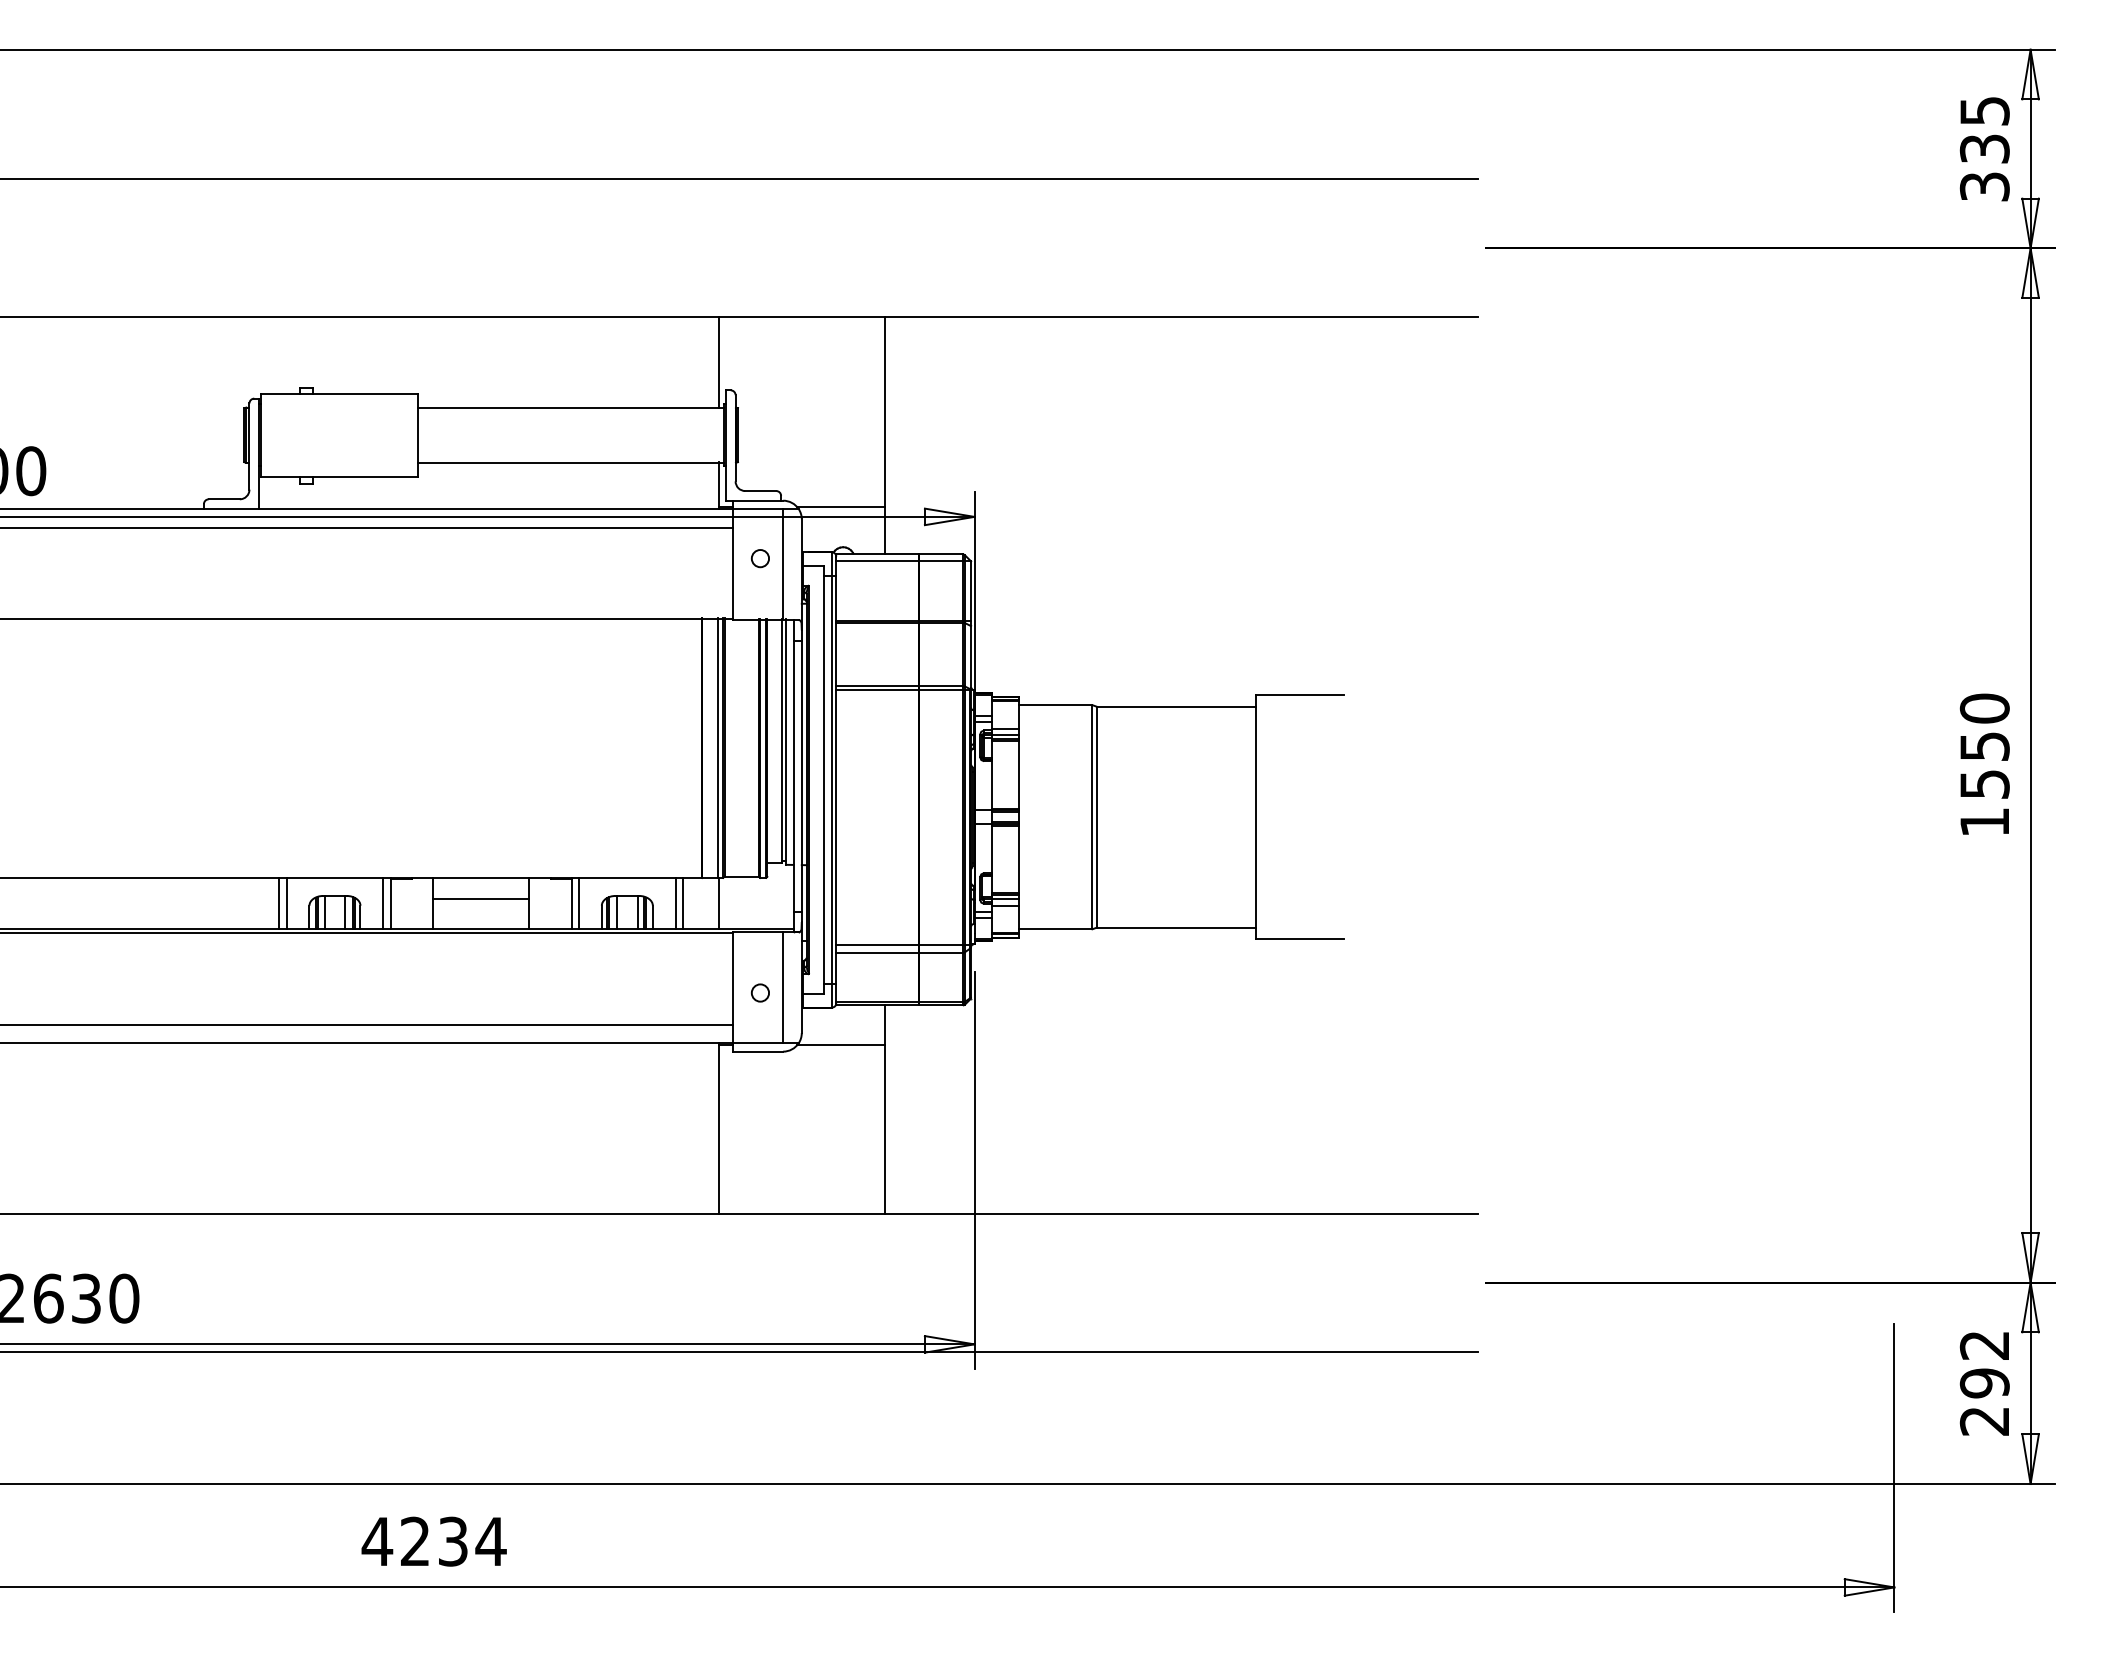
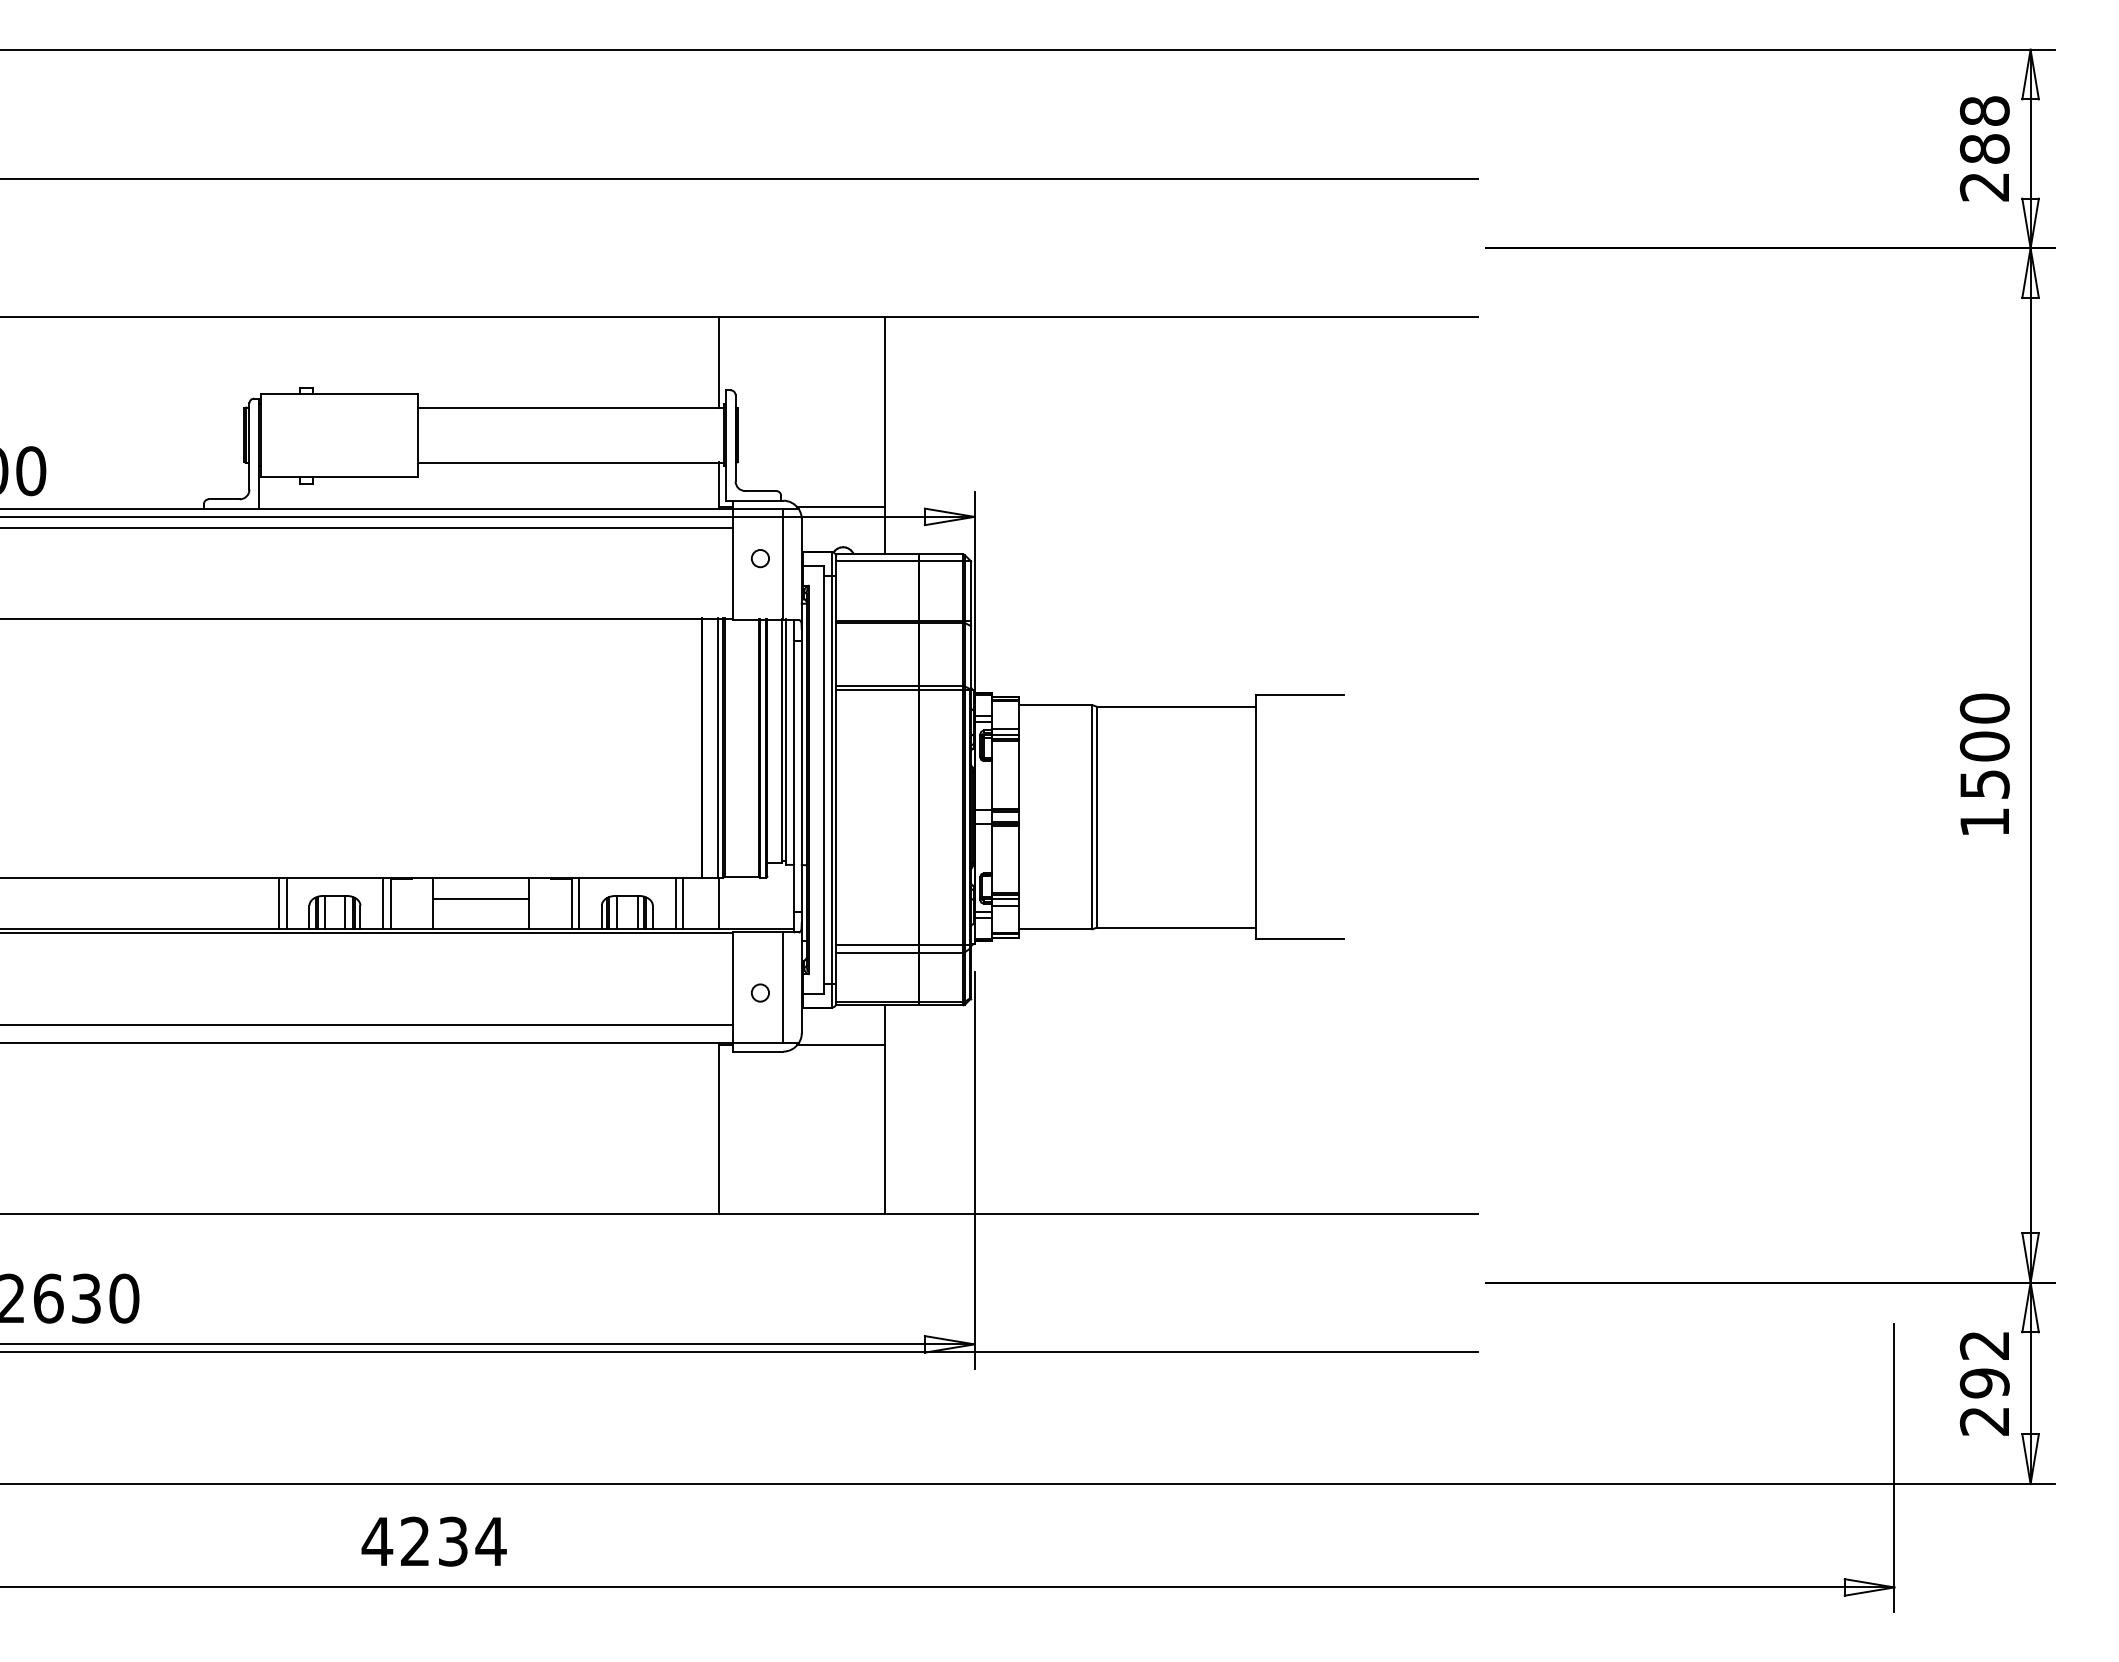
text: 335 -> 288 (1984, 148)
text: 1550 -> 1500 (1984, 746)
